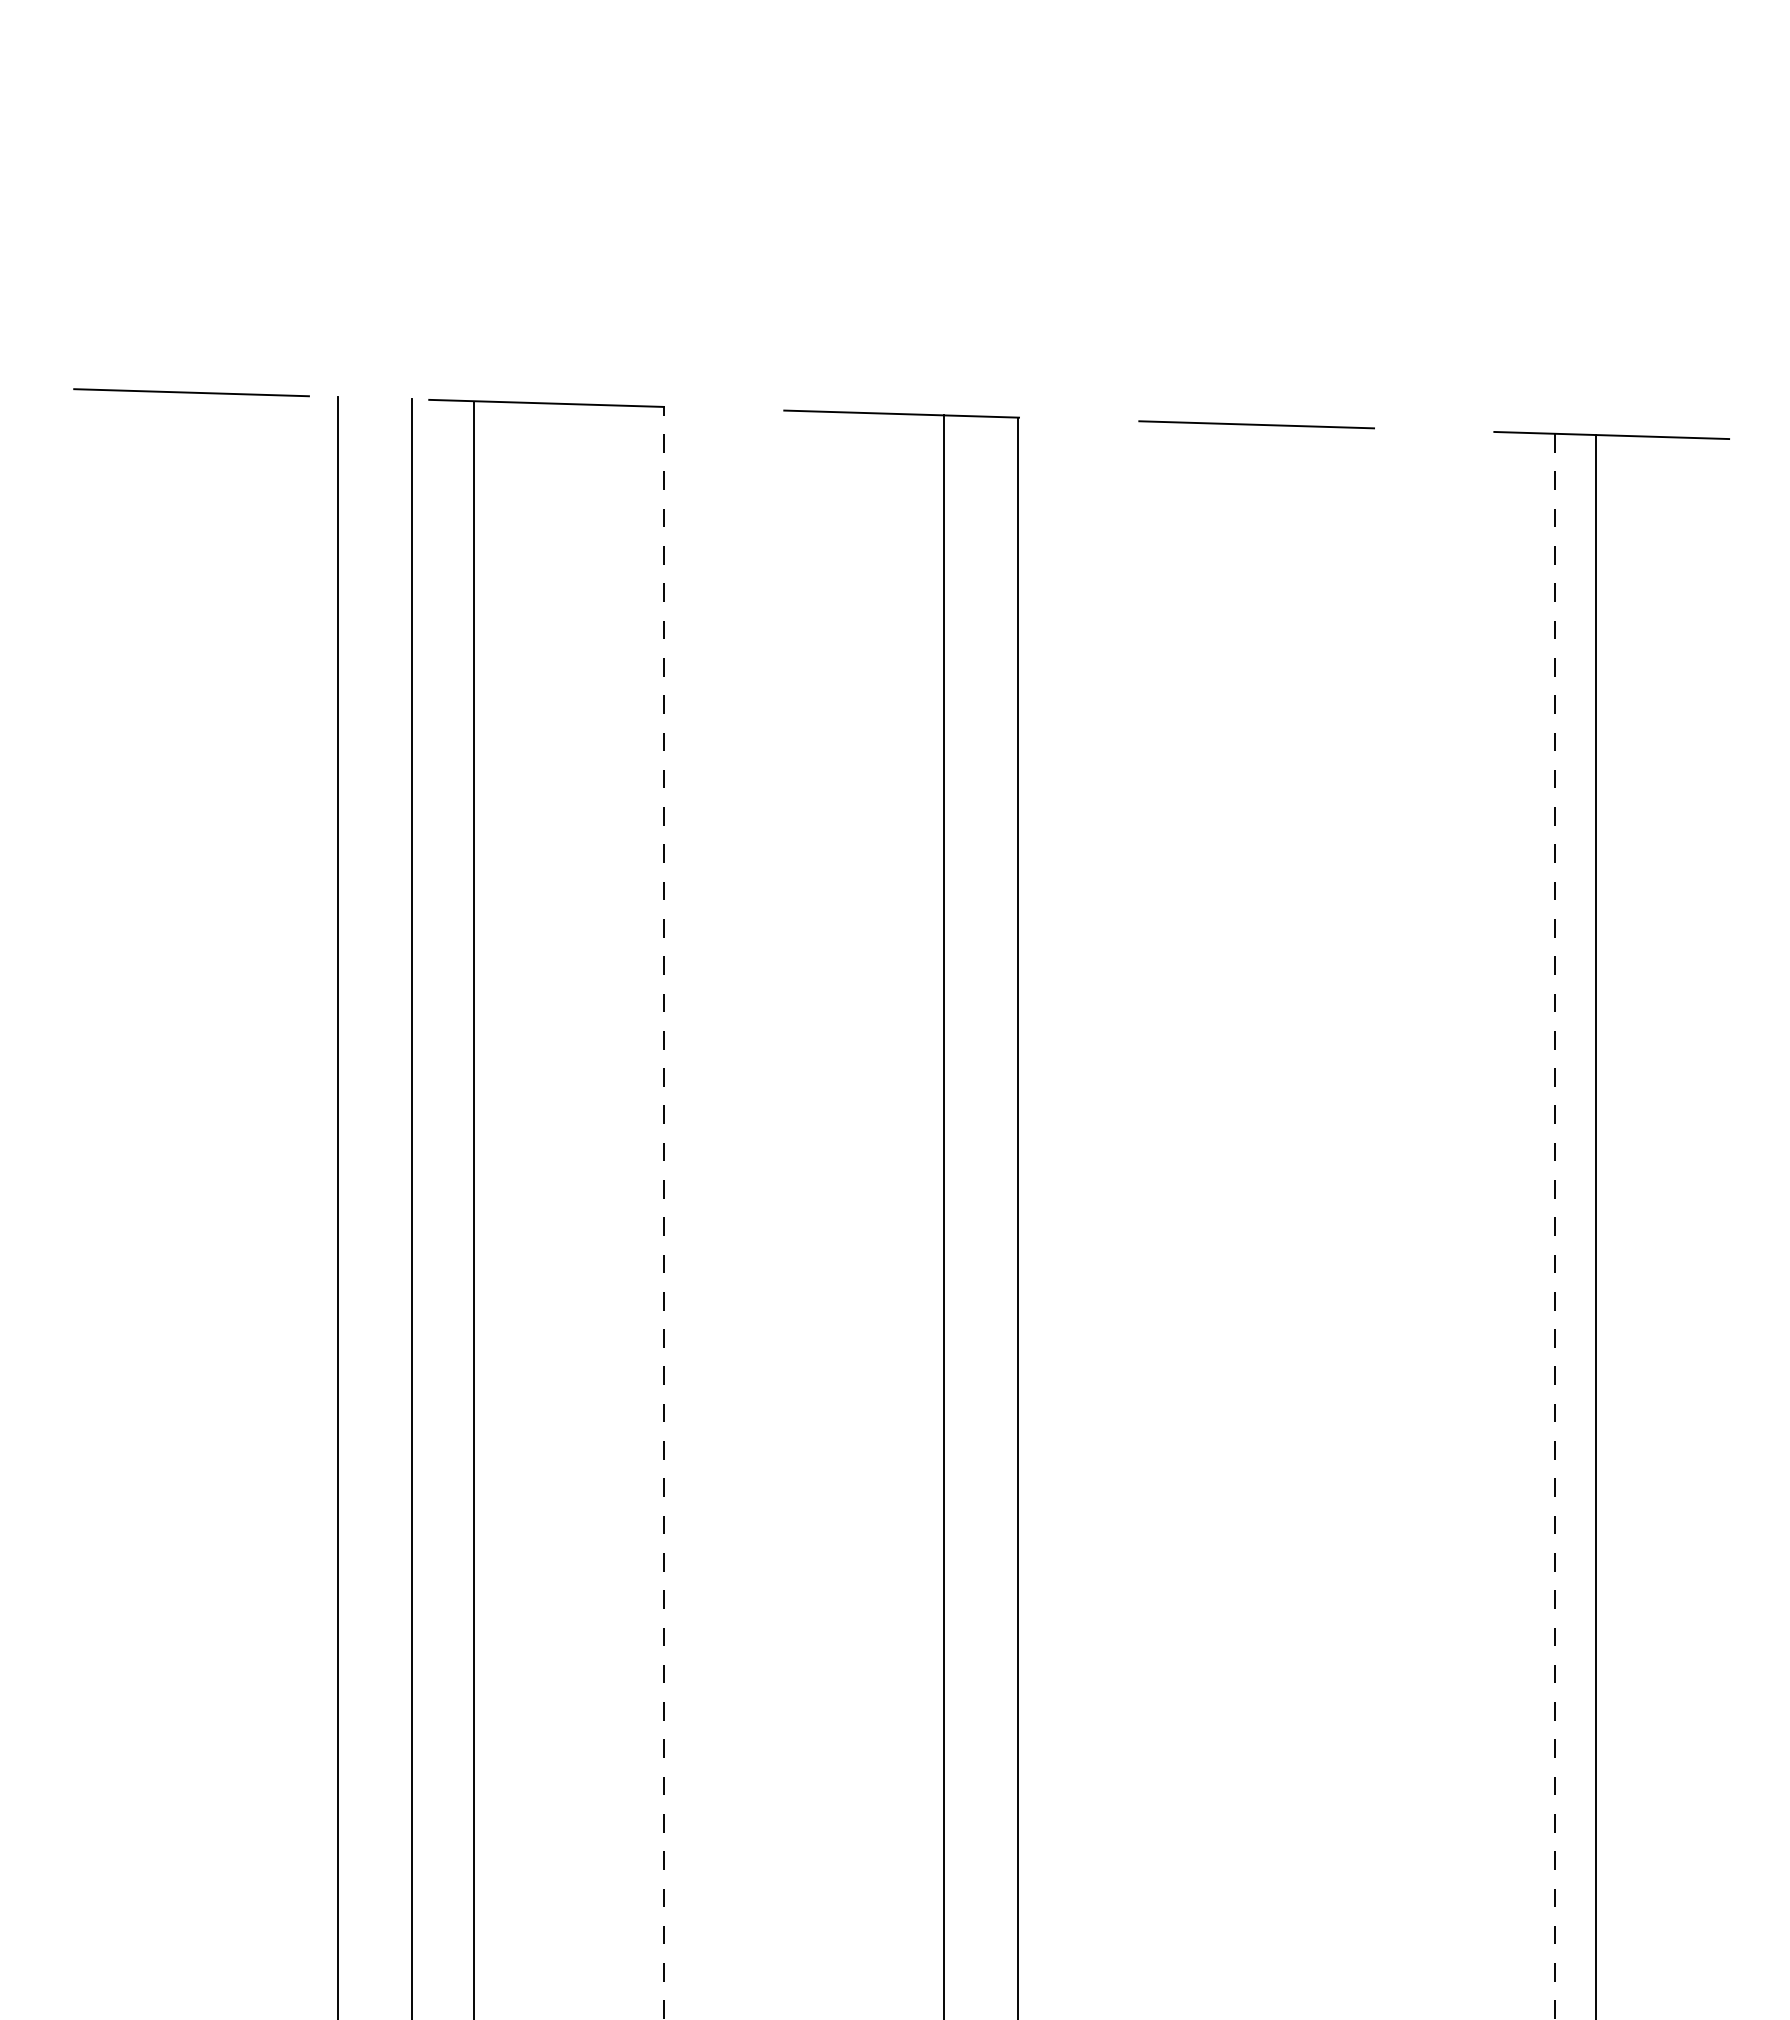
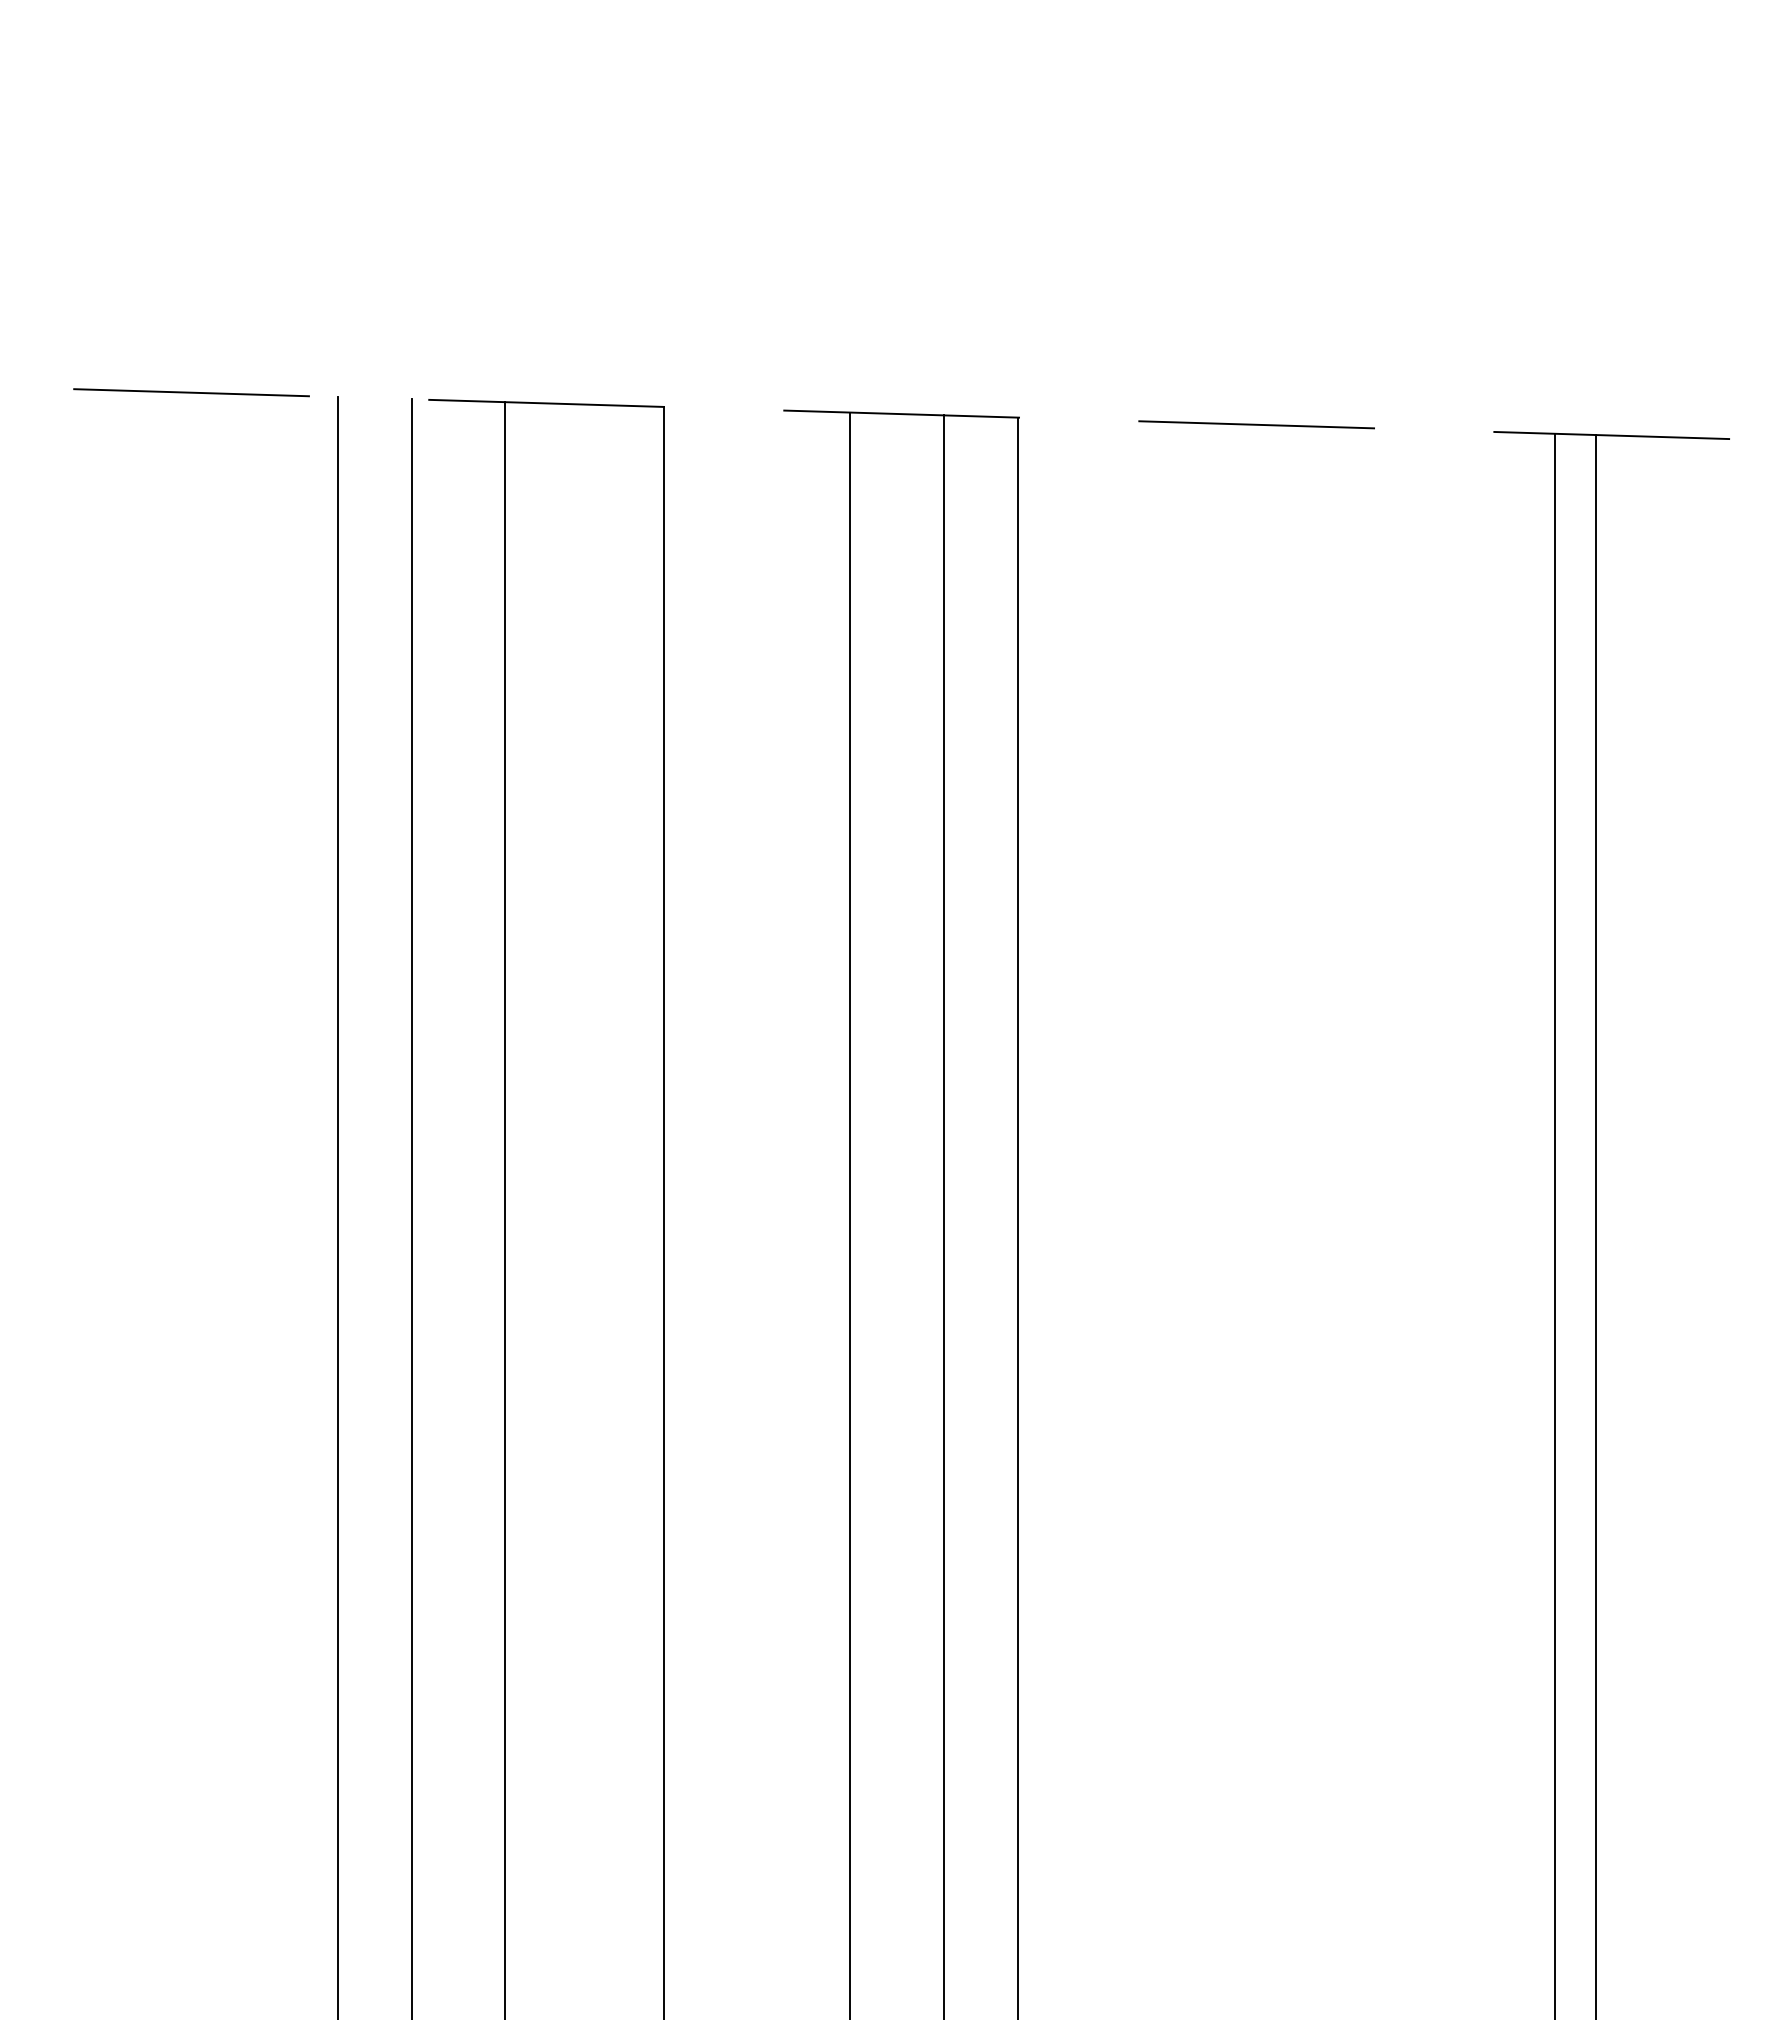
line position: (474, 1209) -> (505, 1209) (505, 1209)
line: dashed -> solid (663, 1212)
line: none -> present (850, 1214)
line: dashed -> solid (1555, 1226)
